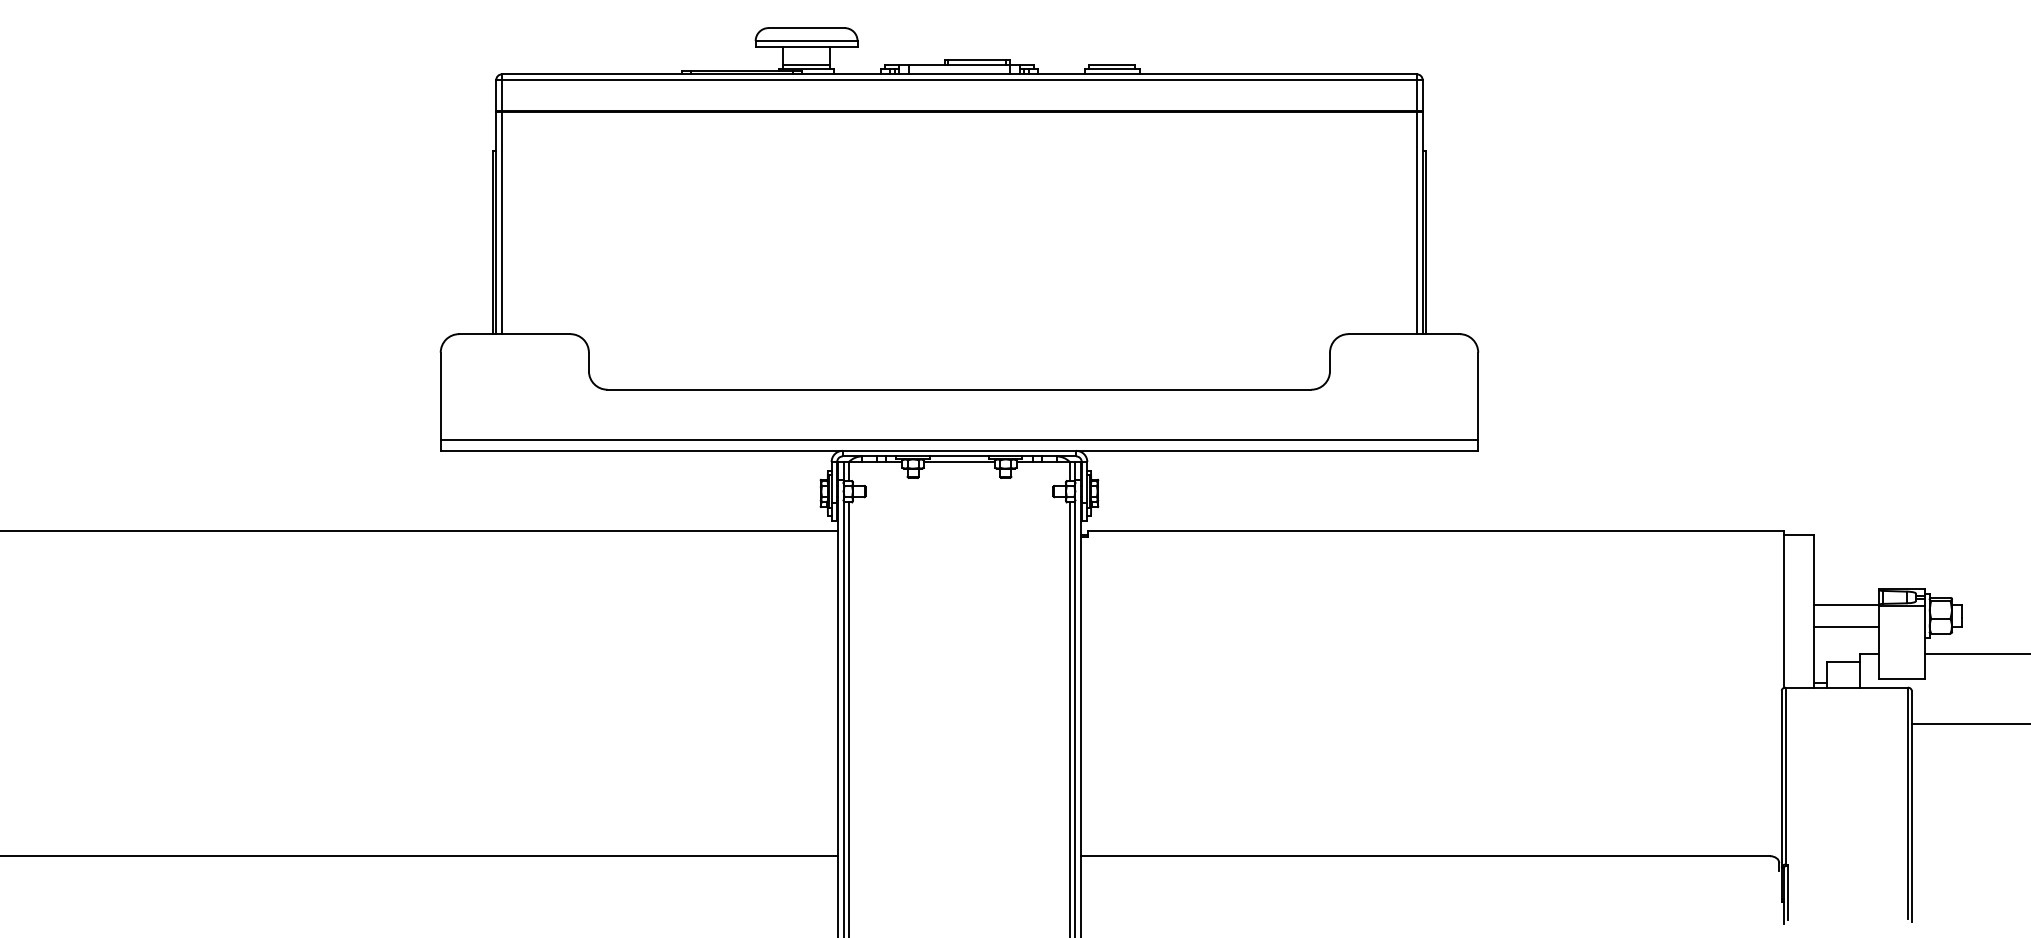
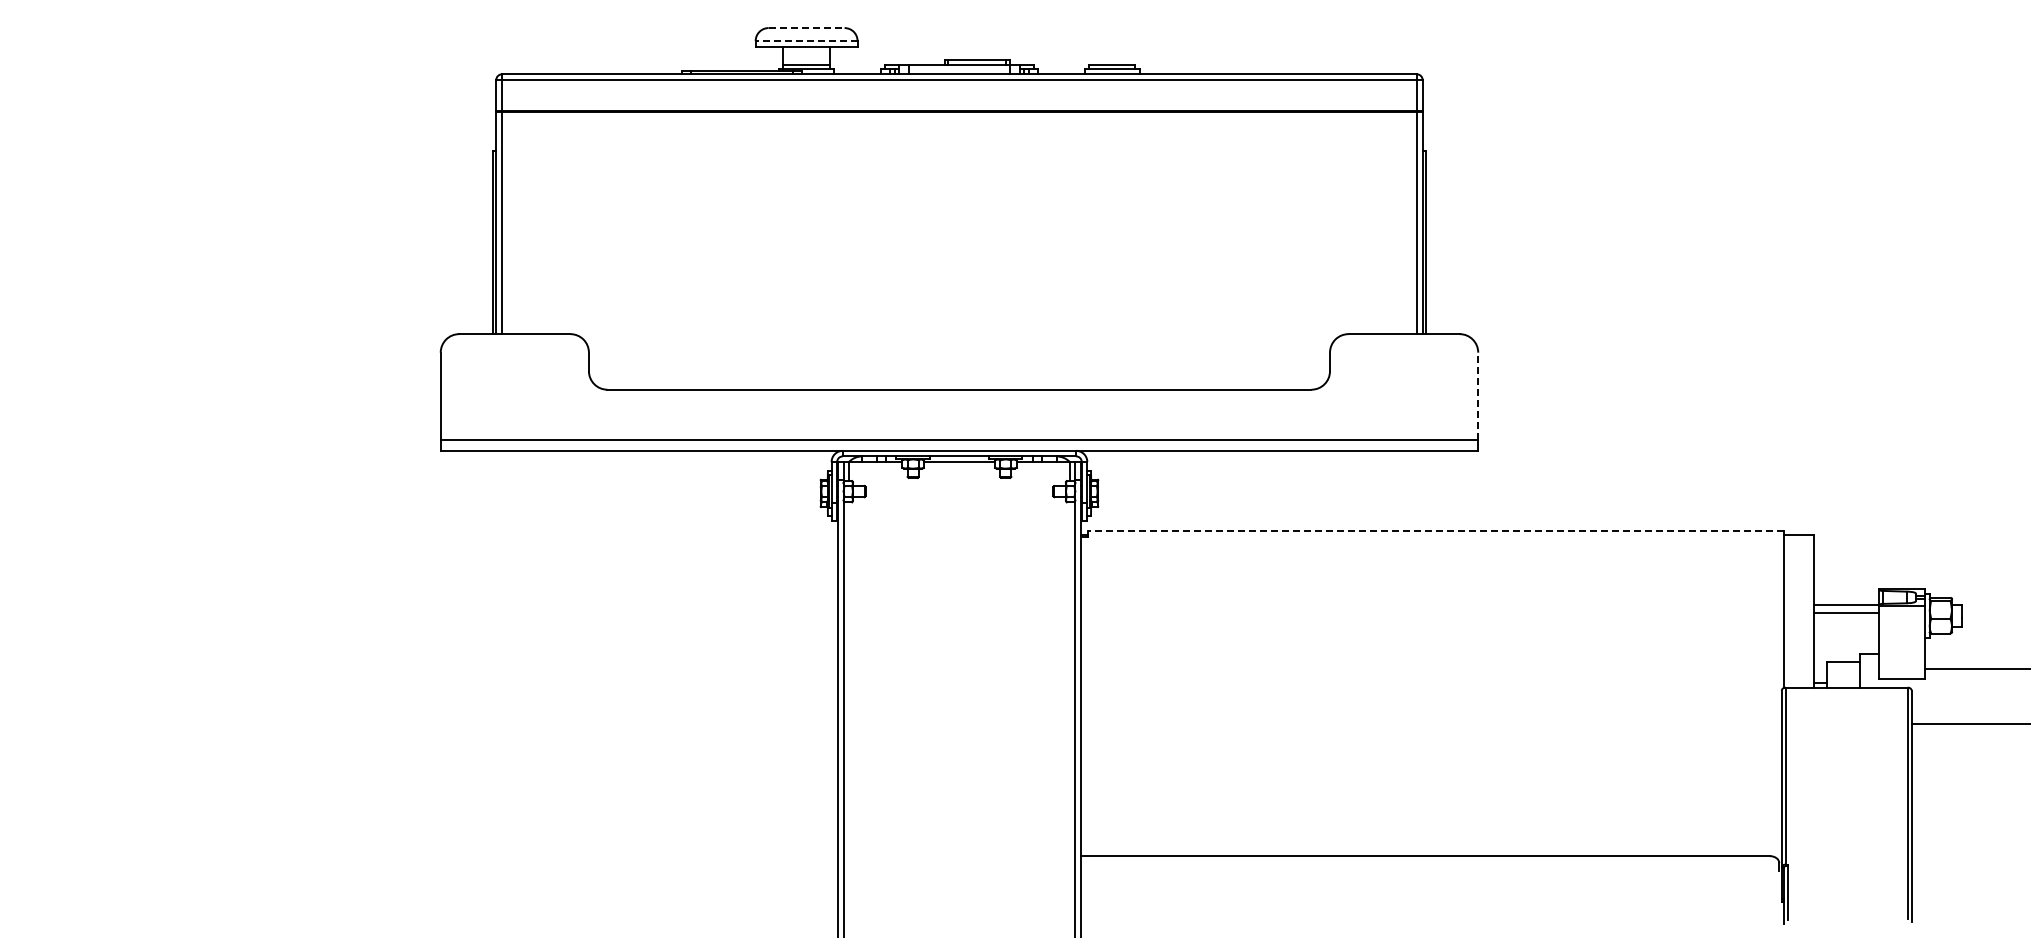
line: solid -> dashed (806, 28)
line: solid -> dashed (806, 41)
line: solid -> dashed (1478, 396)
line: present -> none (420, 530)
line: solid -> dashed (1435, 530)
line position: (1845, 626) -> (1845, 612) (1845, 612)
line position: (1976, 654) -> (1976, 669) (1976, 669)
line: present -> none (849, 718)
line: present -> none (1069, 718)
line: present -> none (420, 856)
